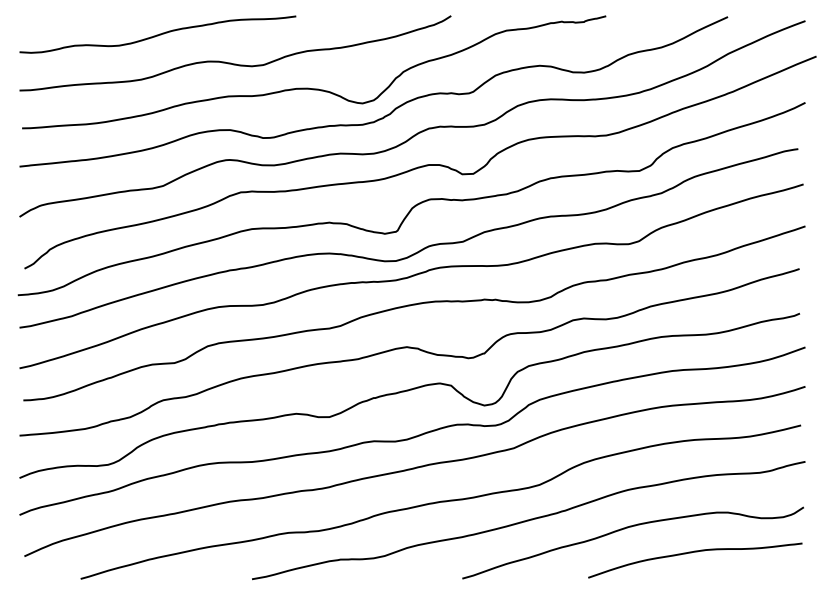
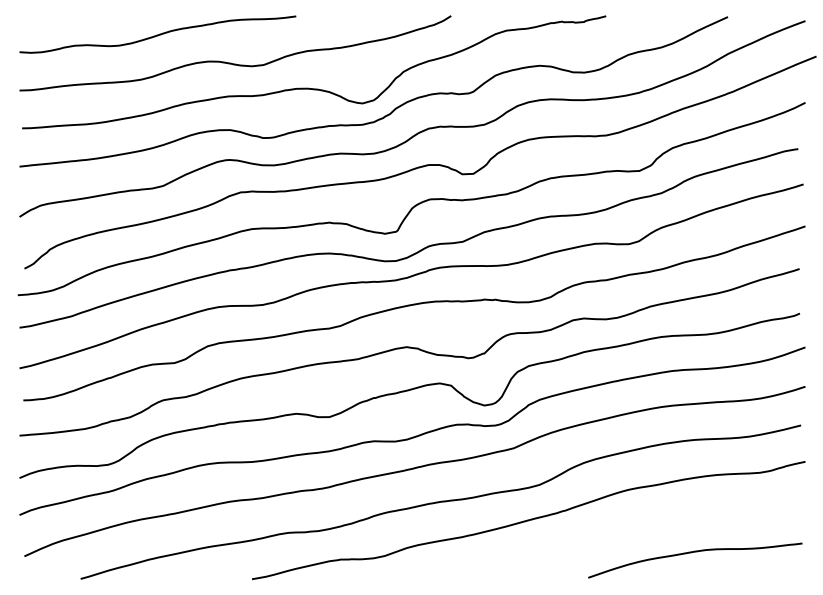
curve: present -> none (627, 528)
